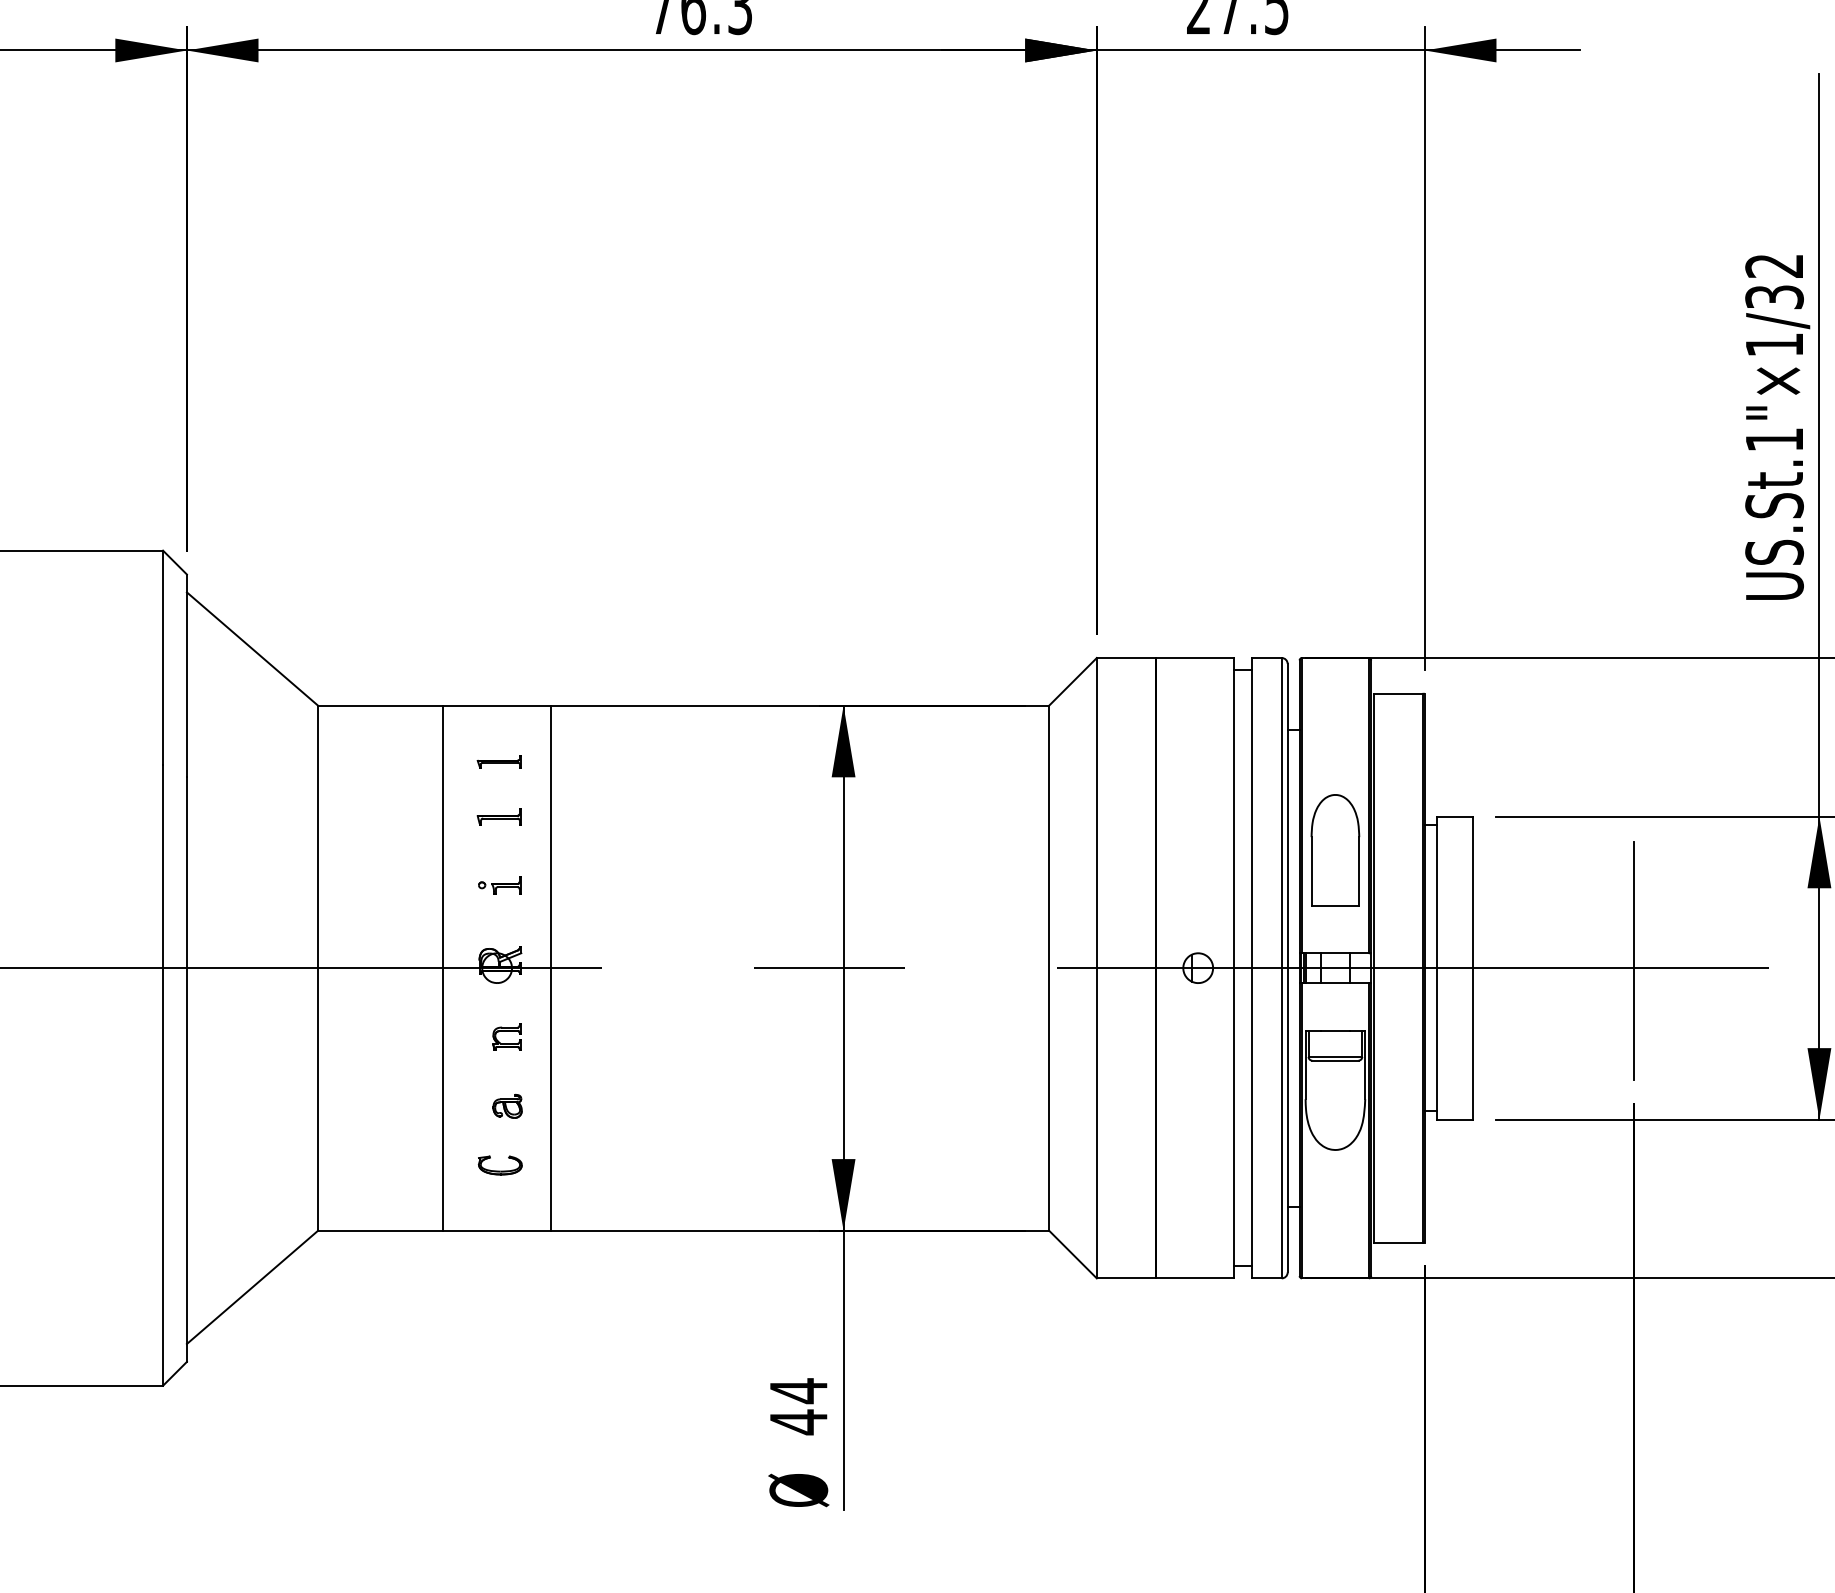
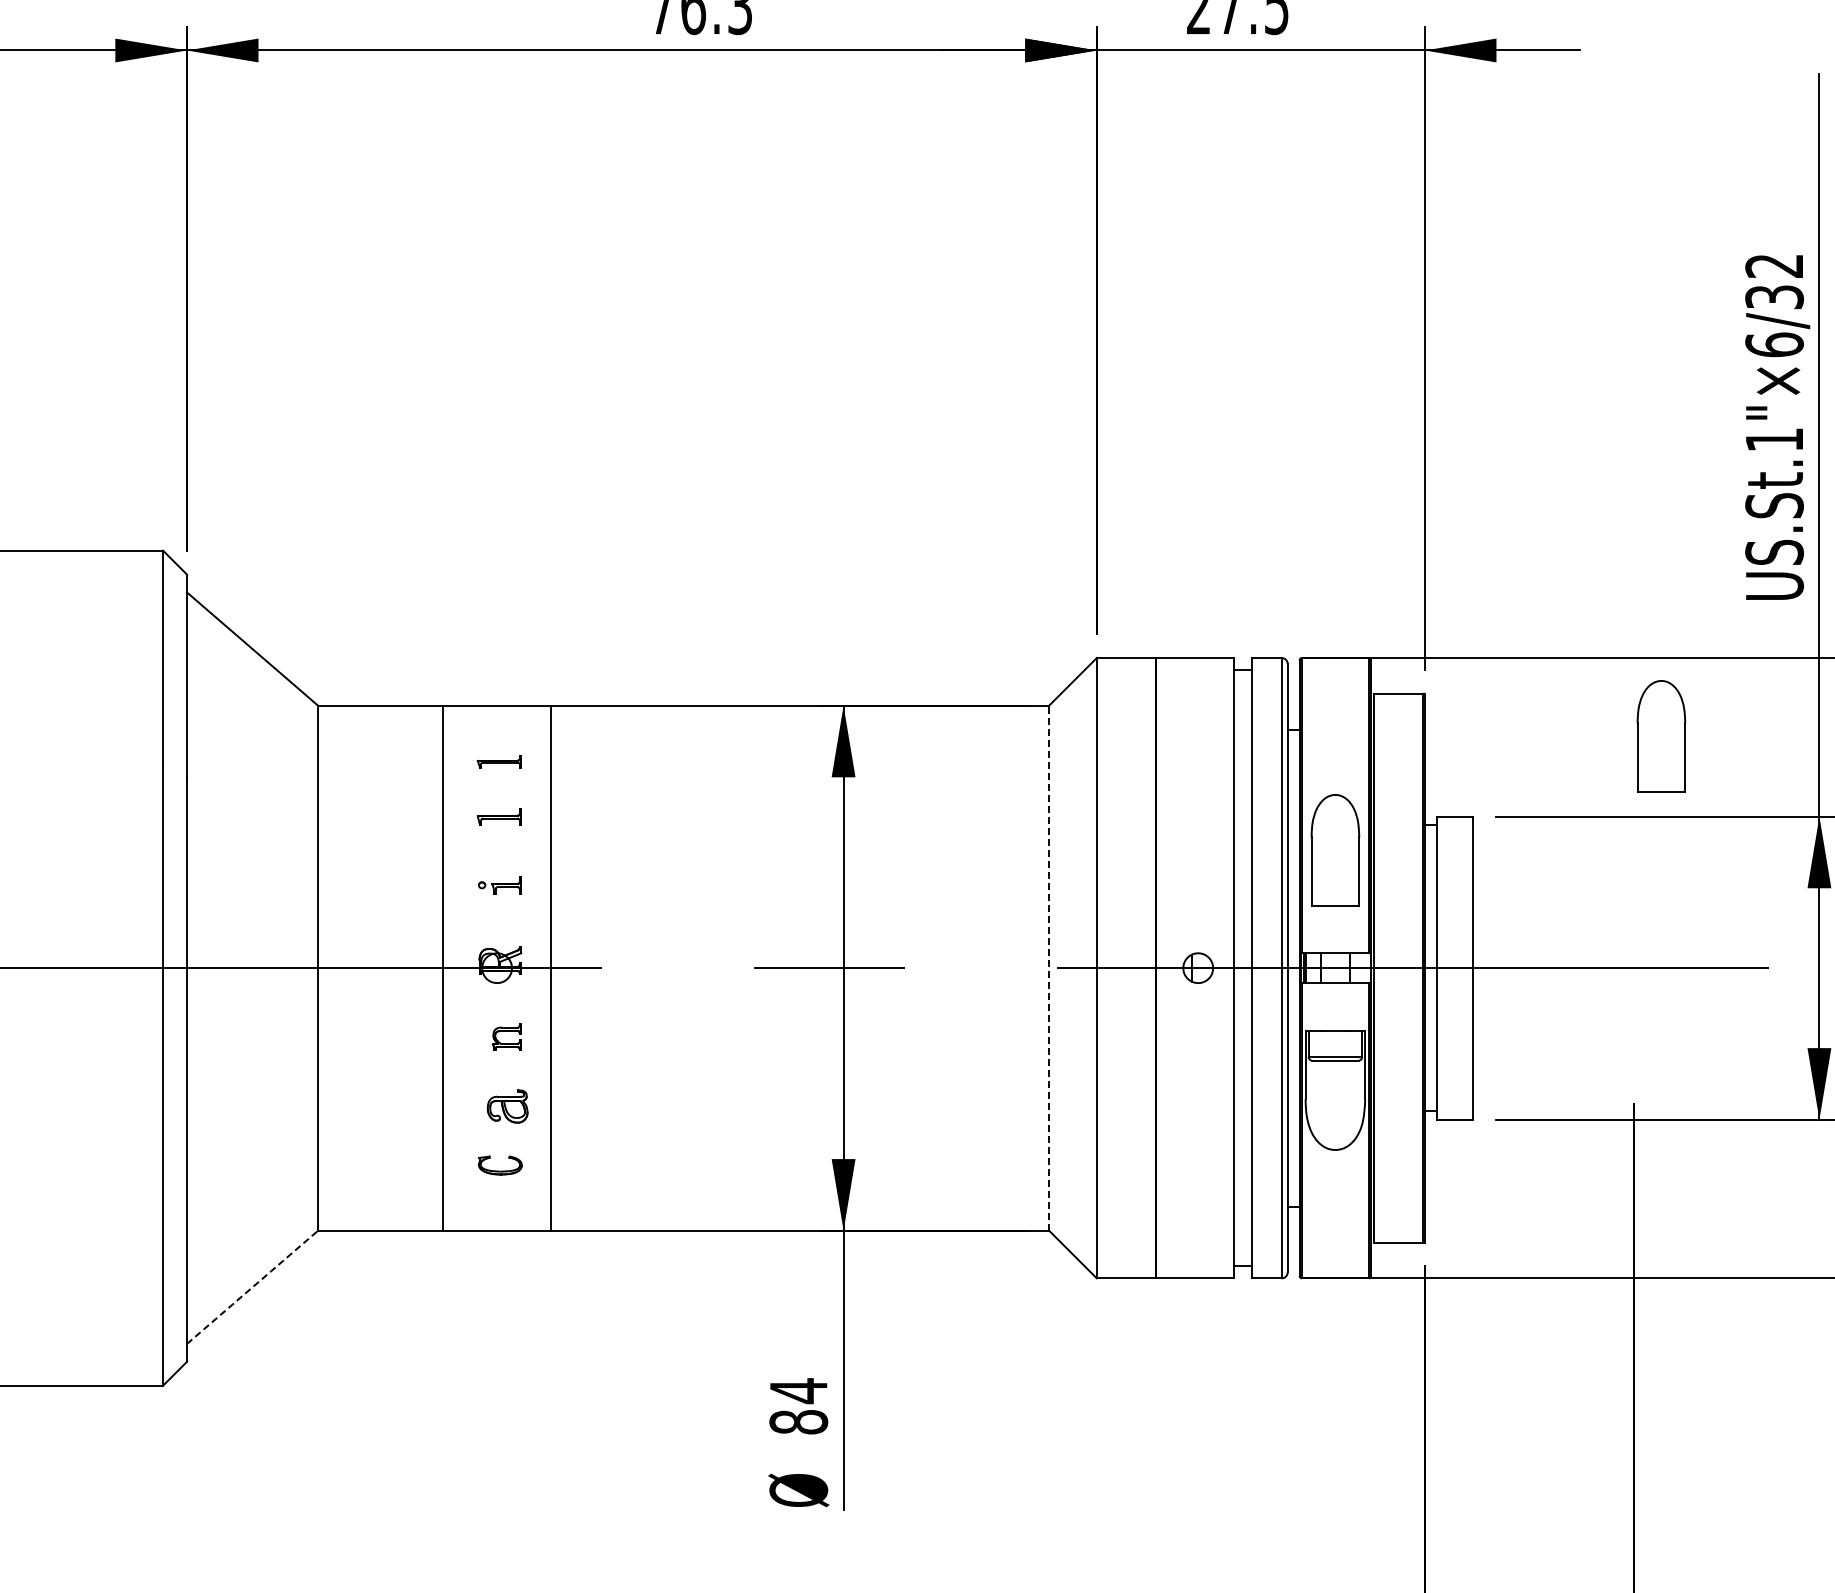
text: US.St.1"×1/32 -> US.St.1"×6/32 (1774, 344)
part: none -> present (1661, 736)
line: present -> none (1633, 960)
line: solid -> dashed (1049, 967)
part size: 31x26 px -> 43x35 px (507, 1106)
line: solid -> dashed (252, 1287)
text: 44 -> 84 (798, 1422)
